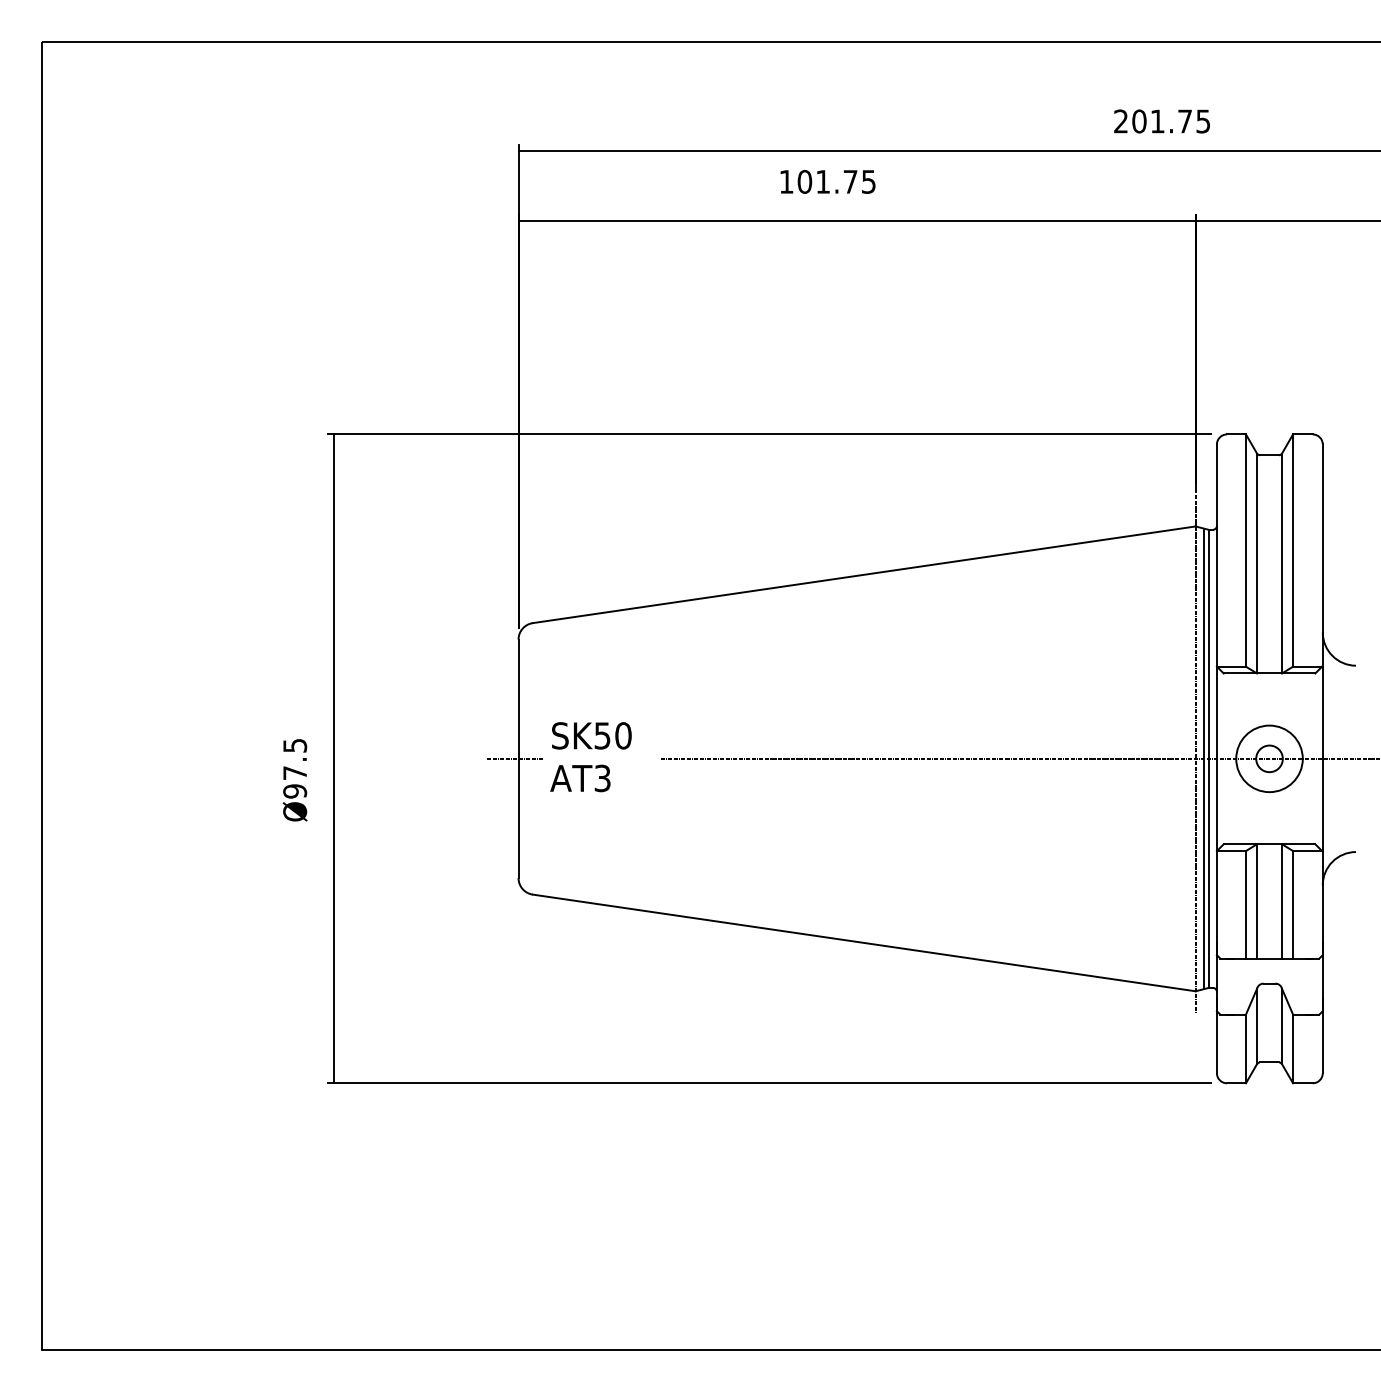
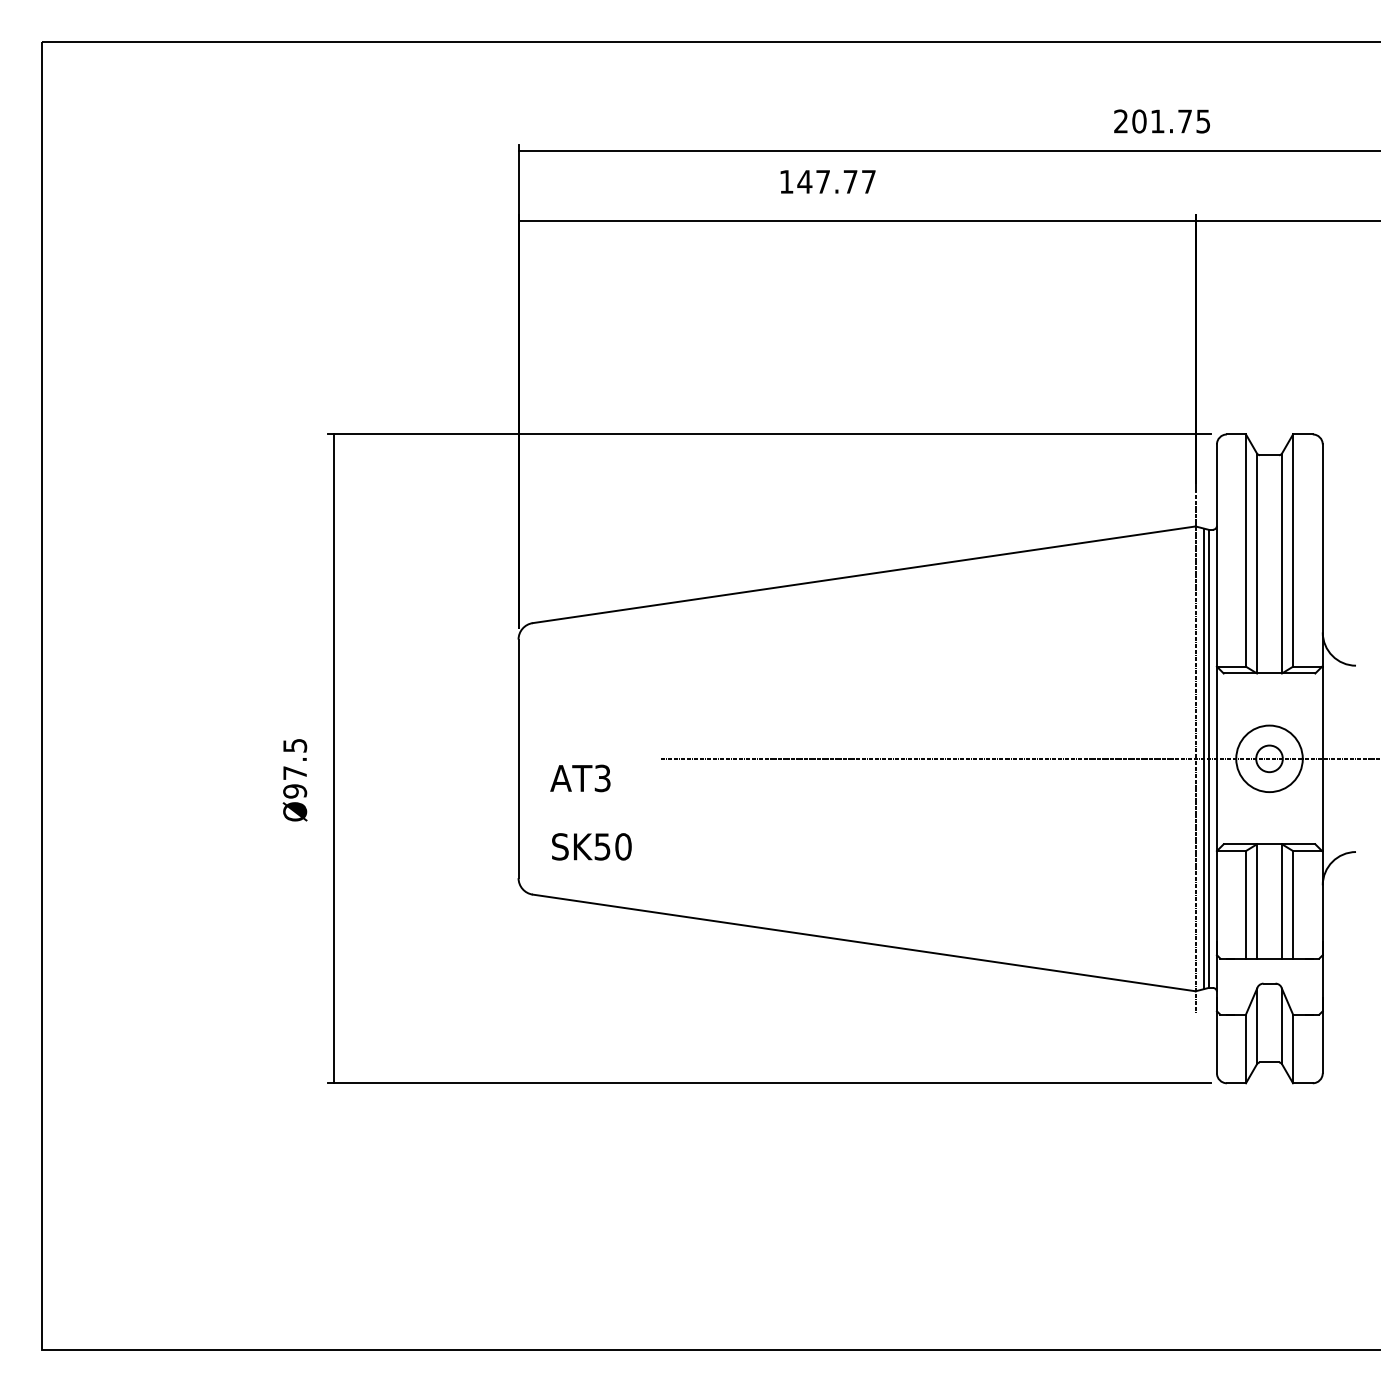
text: 101.75 -> 147.77 (836, 181)
text position: (591, 735) -> (591, 846) (591, 846)
line: present -> none (515, 758)
